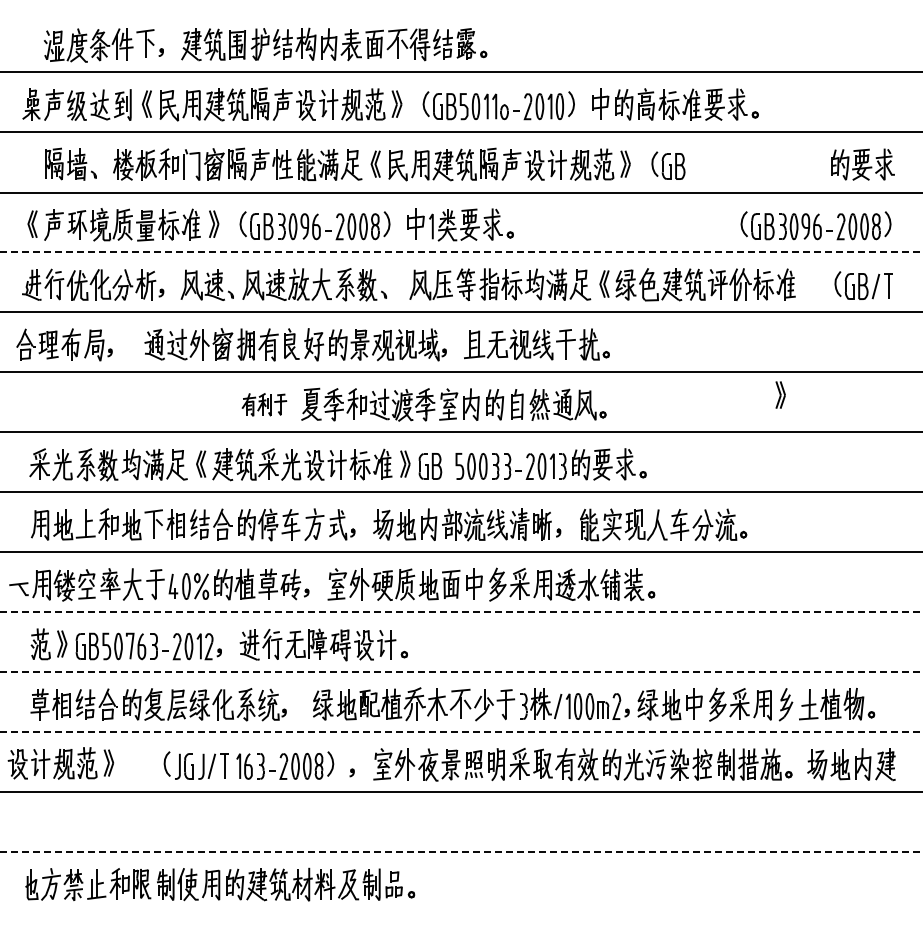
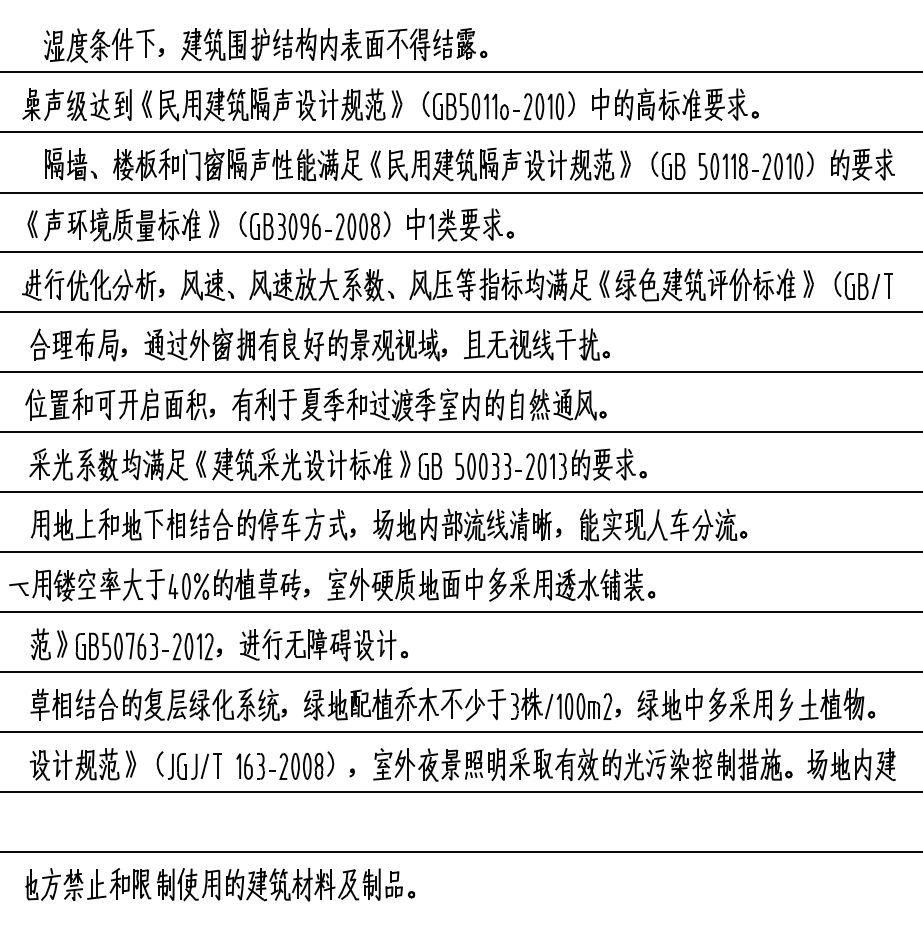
part: none -> present (755, 165)
part: present -> none (815, 225)
line: dashed -> solid (461, 252)
part position: (314, 284) -> (321, 284) (321, 284)
part position: (64, 344) -> (78, 344) (78, 344)
part position: (780, 394) -> (808, 283) (808, 283)
part: none -> present (119, 404)
part size: 47x24 px -> 65x34 px (264, 404)
line: dashed -> solid (461, 612)
line: dashed -> solid (461, 672)
part position: (471, 704) -> (462, 704) (462, 704)
line: dashed -> solid (461, 732)
part position: (60, 763) -> (82, 764) (82, 764)
part position: (195, 765) -> (188, 765) (188, 765)
line: dashed -> solid (461, 852)
